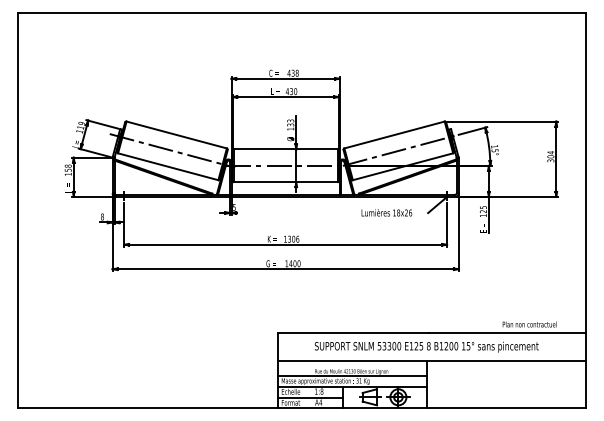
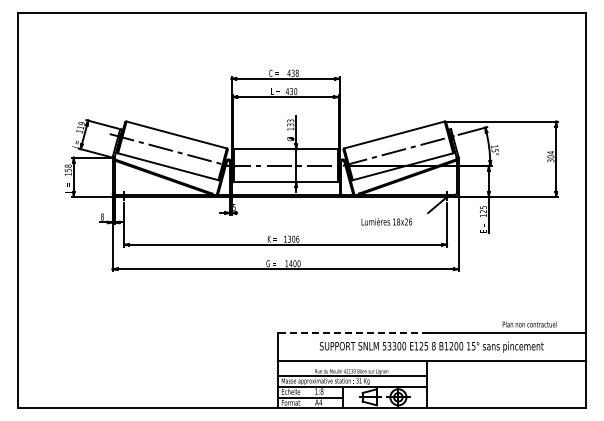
text position: (386, 212) -> (386, 221) (386, 221)
line: solid -> dashed (352, 333)
text position: (426, 346) -> (431, 346) (431, 346)
